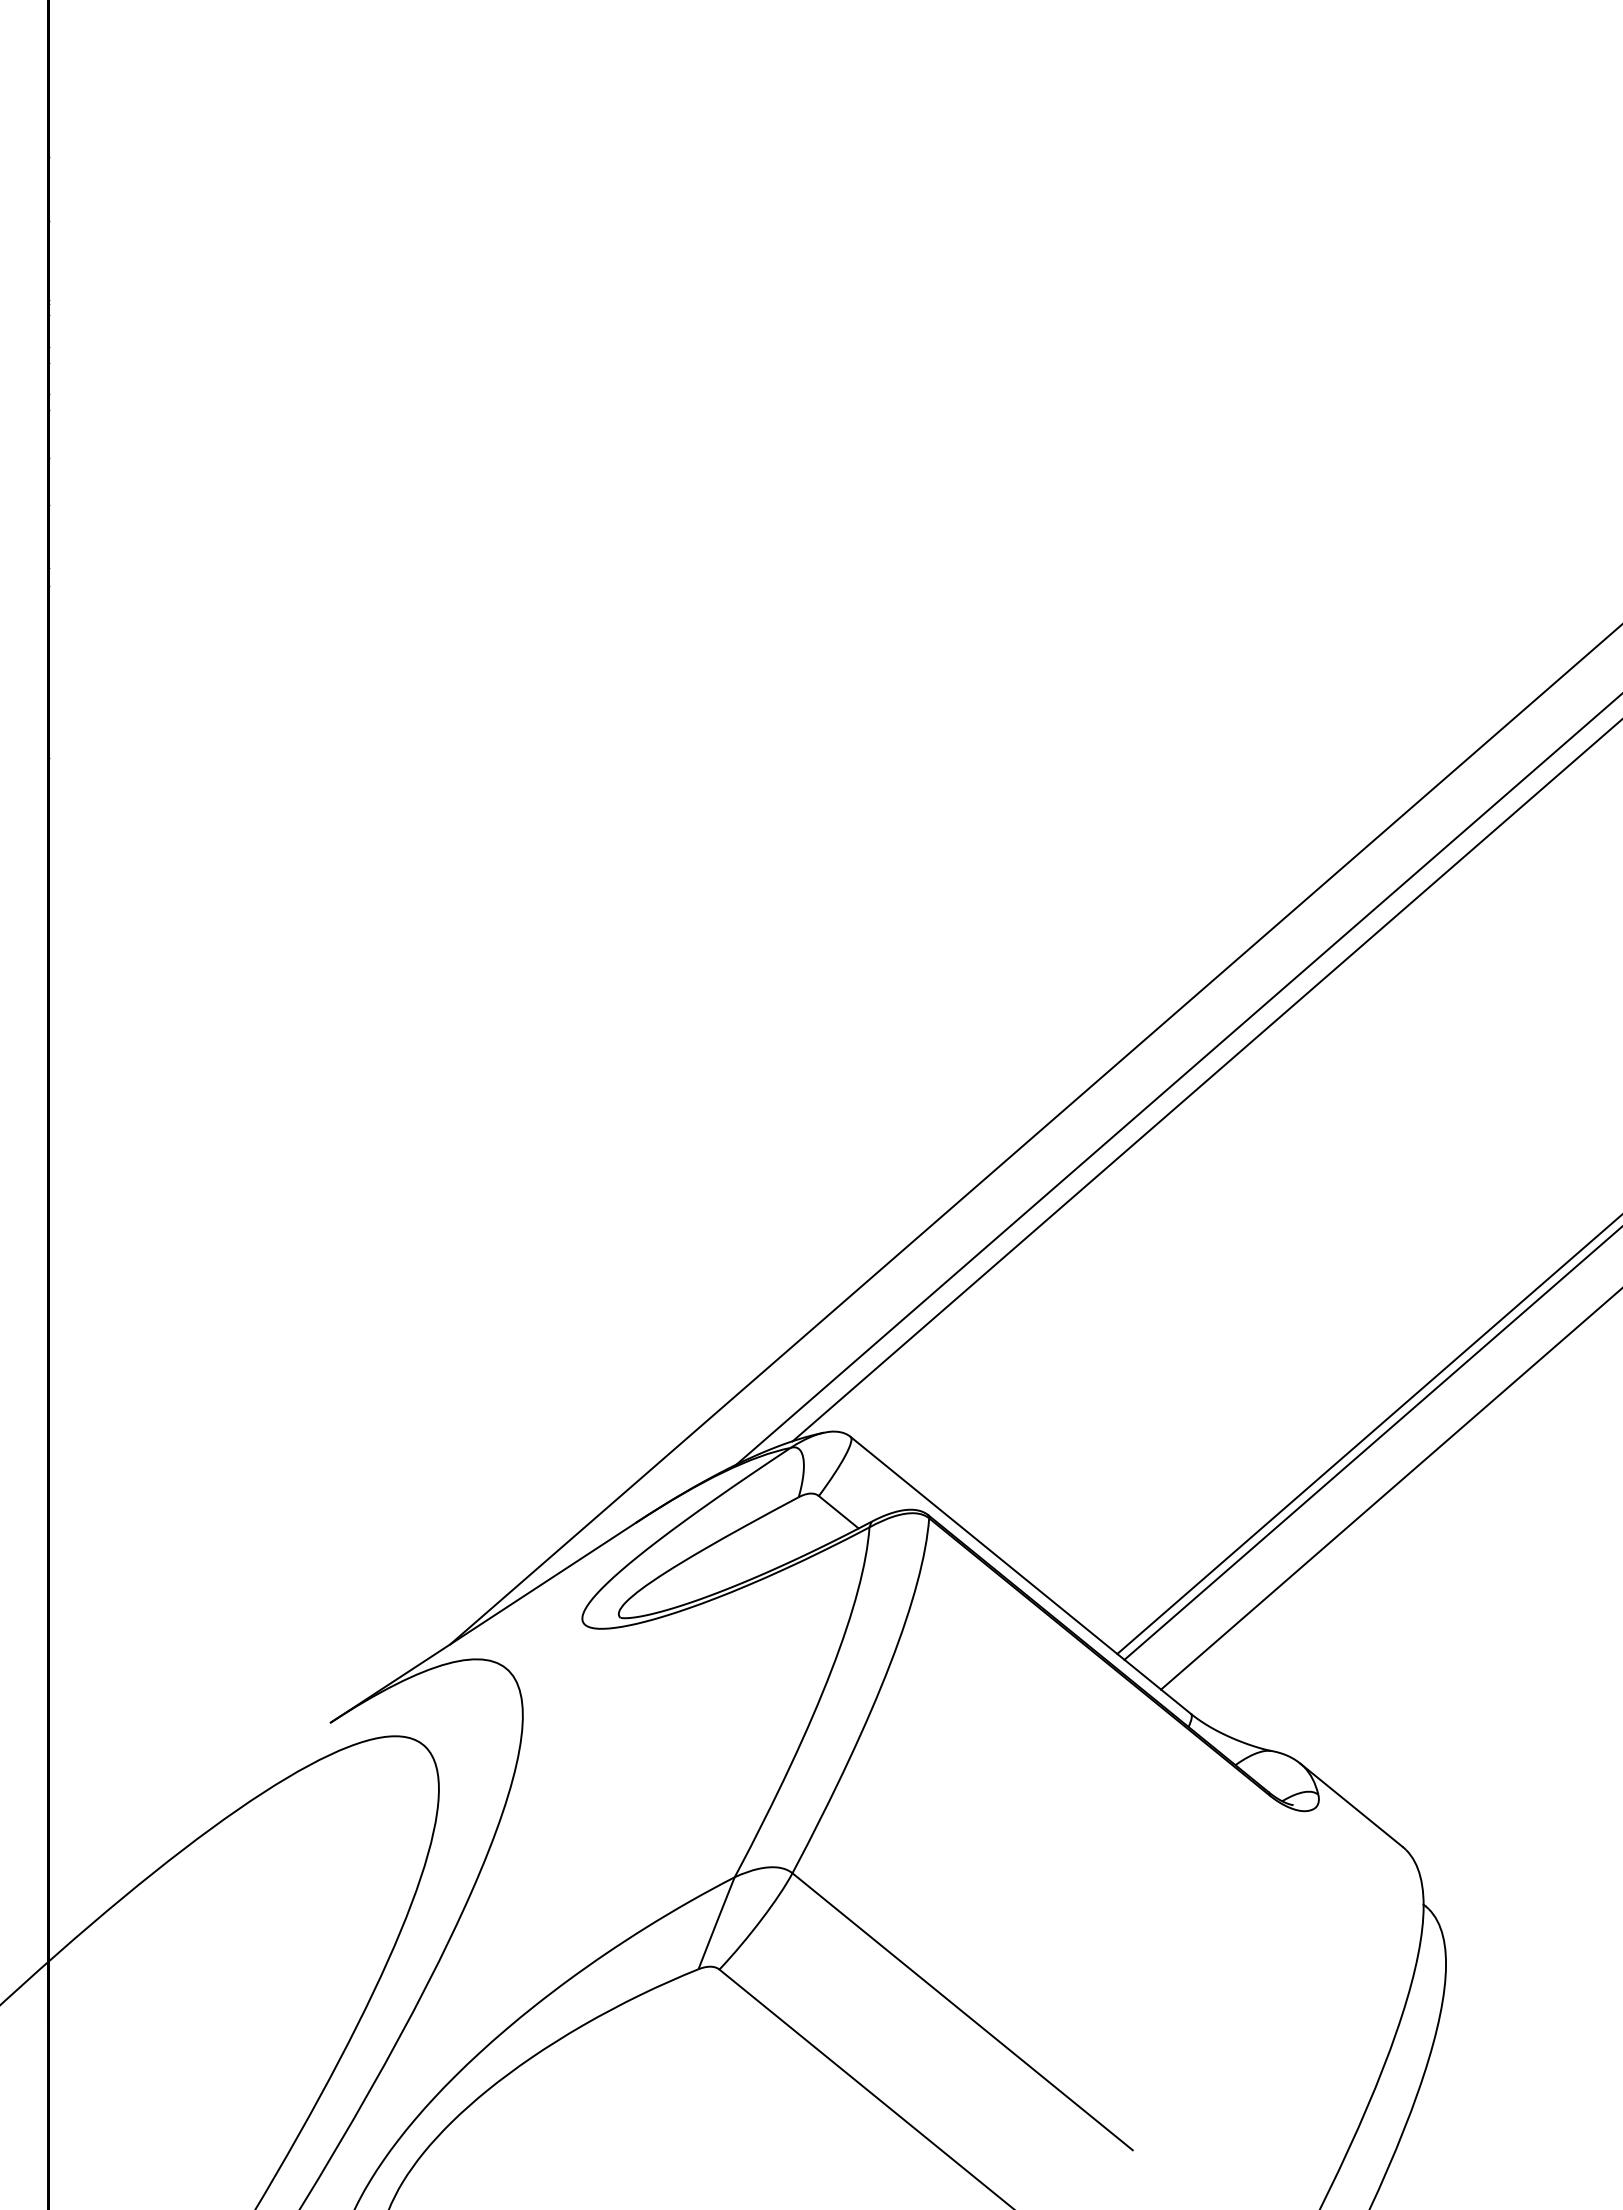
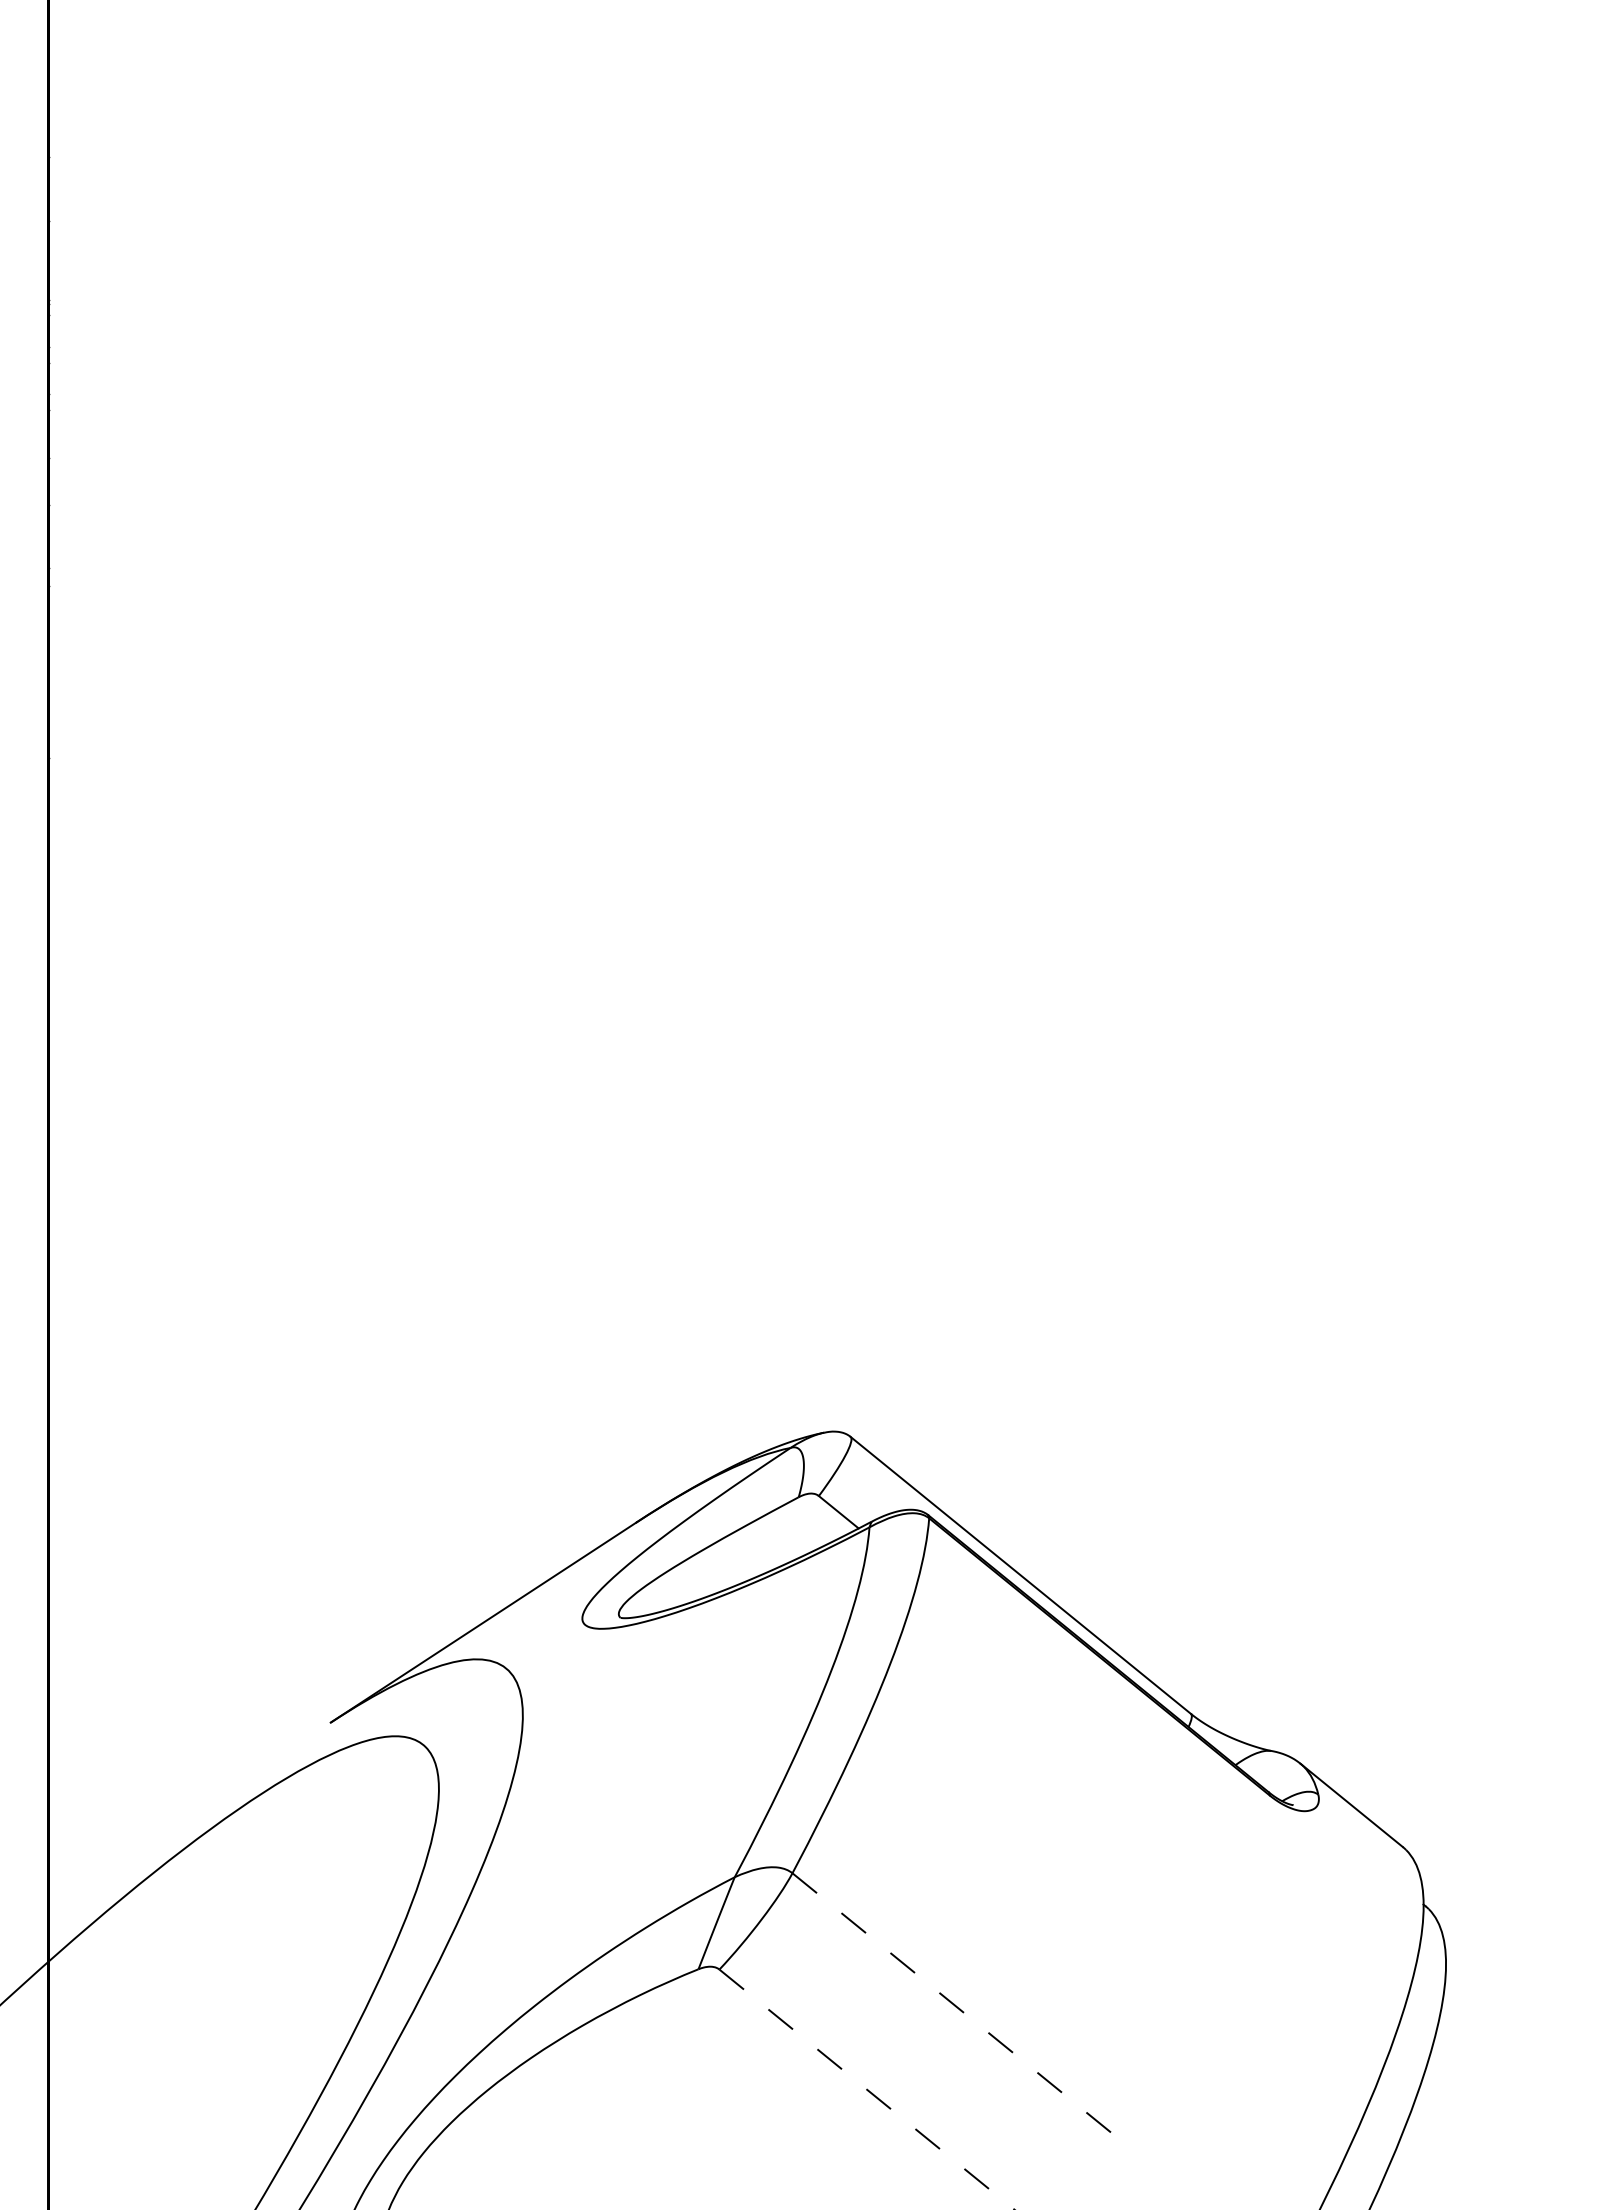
line: present -> none (1177, 1079)
line: present -> none (1205, 1081)
line: present -> none (1034, 1135)
line: present -> none (1368, 1435)
line: present -> none (1371, 1444)
line: present -> none (1390, 1489)
line: solid -> dashed (963, 2012)
line: solid -> dashed (867, 2090)
